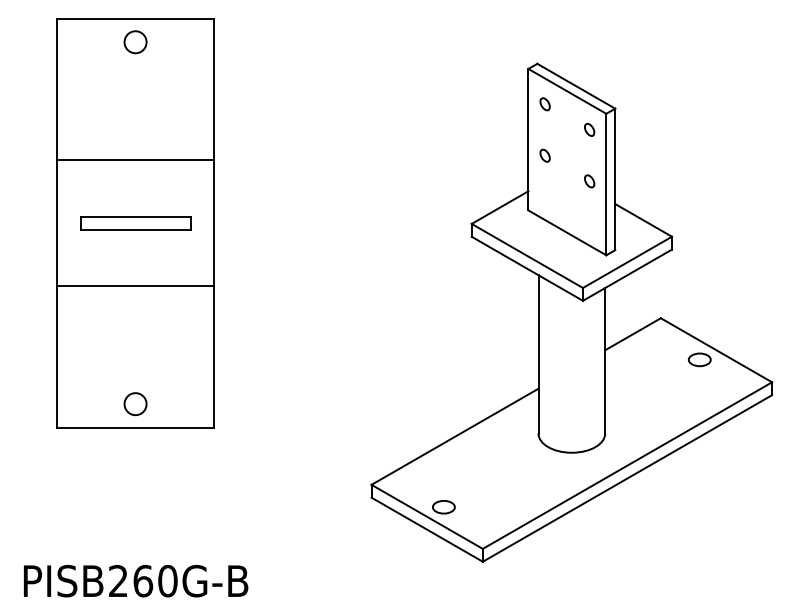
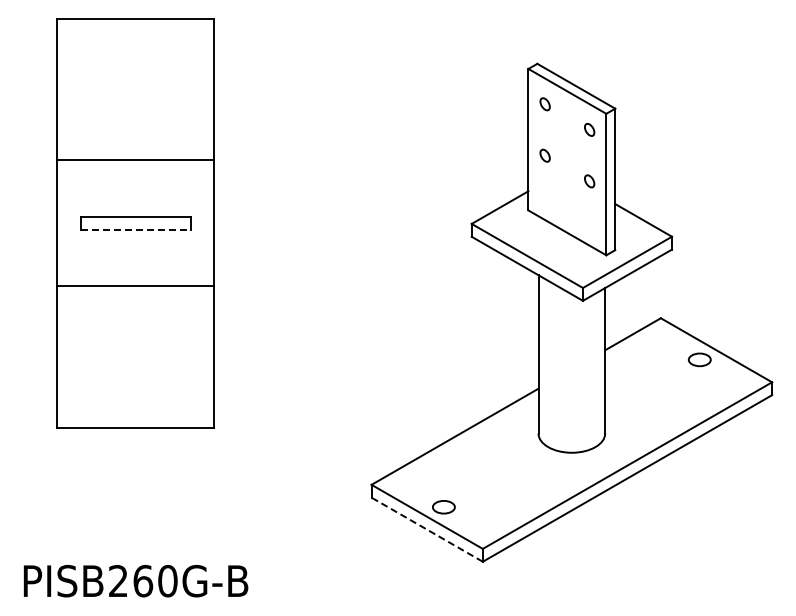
circle: present -> none (135, 42)
line: solid -> dashed (136, 229)
circle: present -> none (135, 404)
line: solid -> dashed (426, 529)
